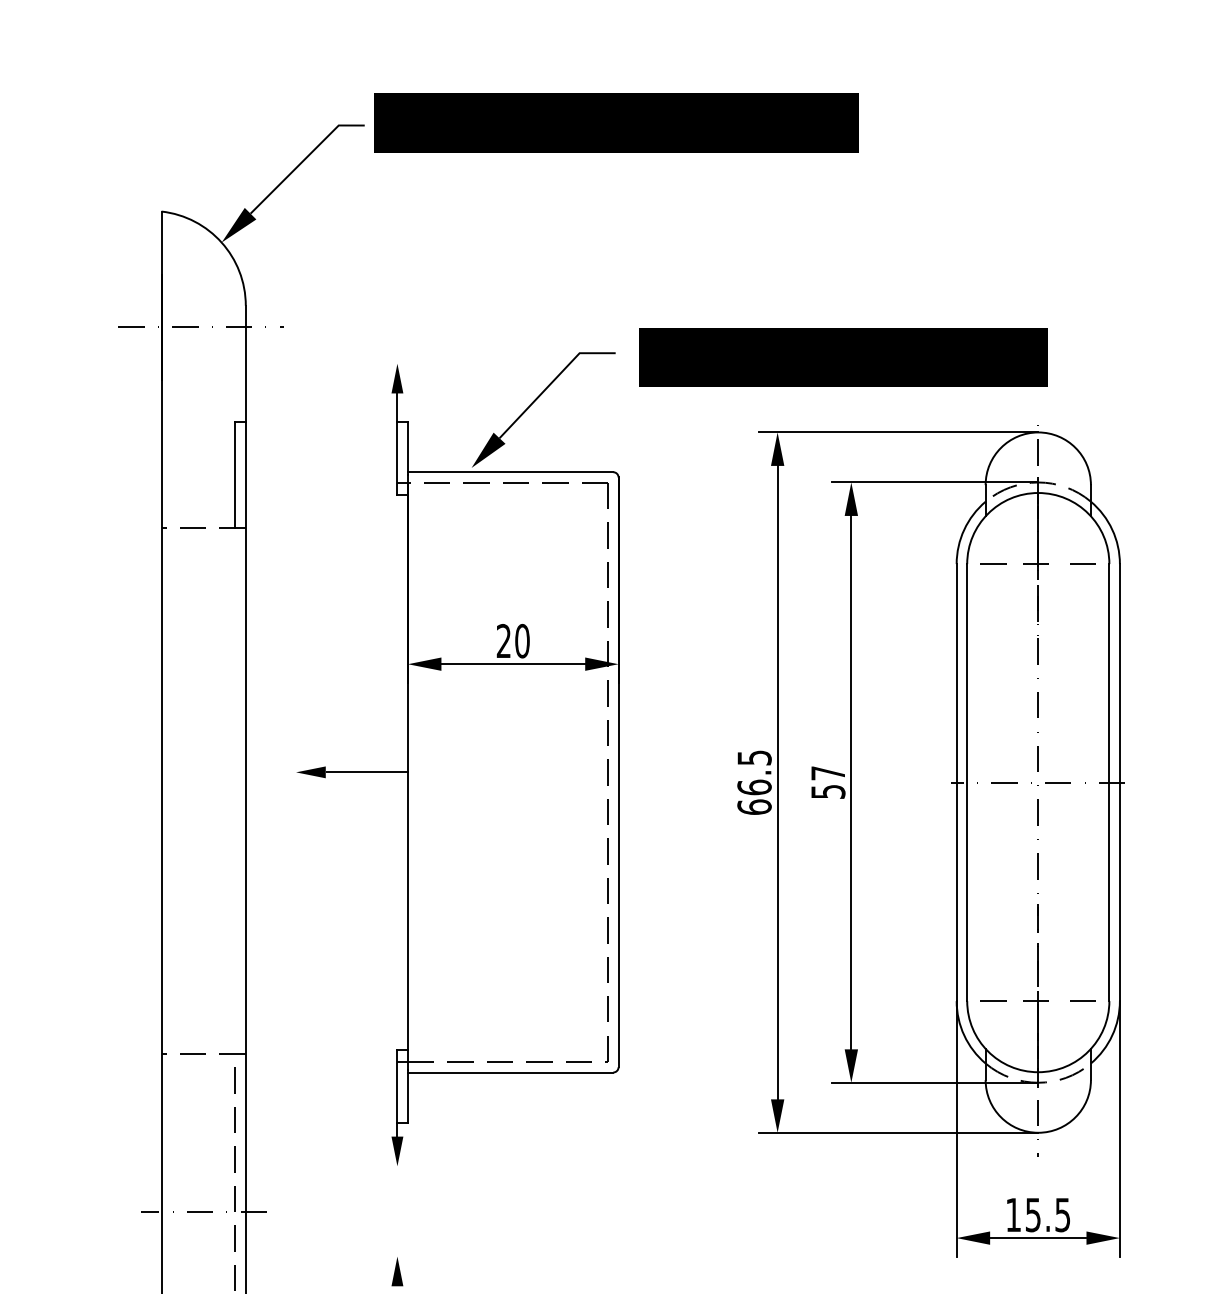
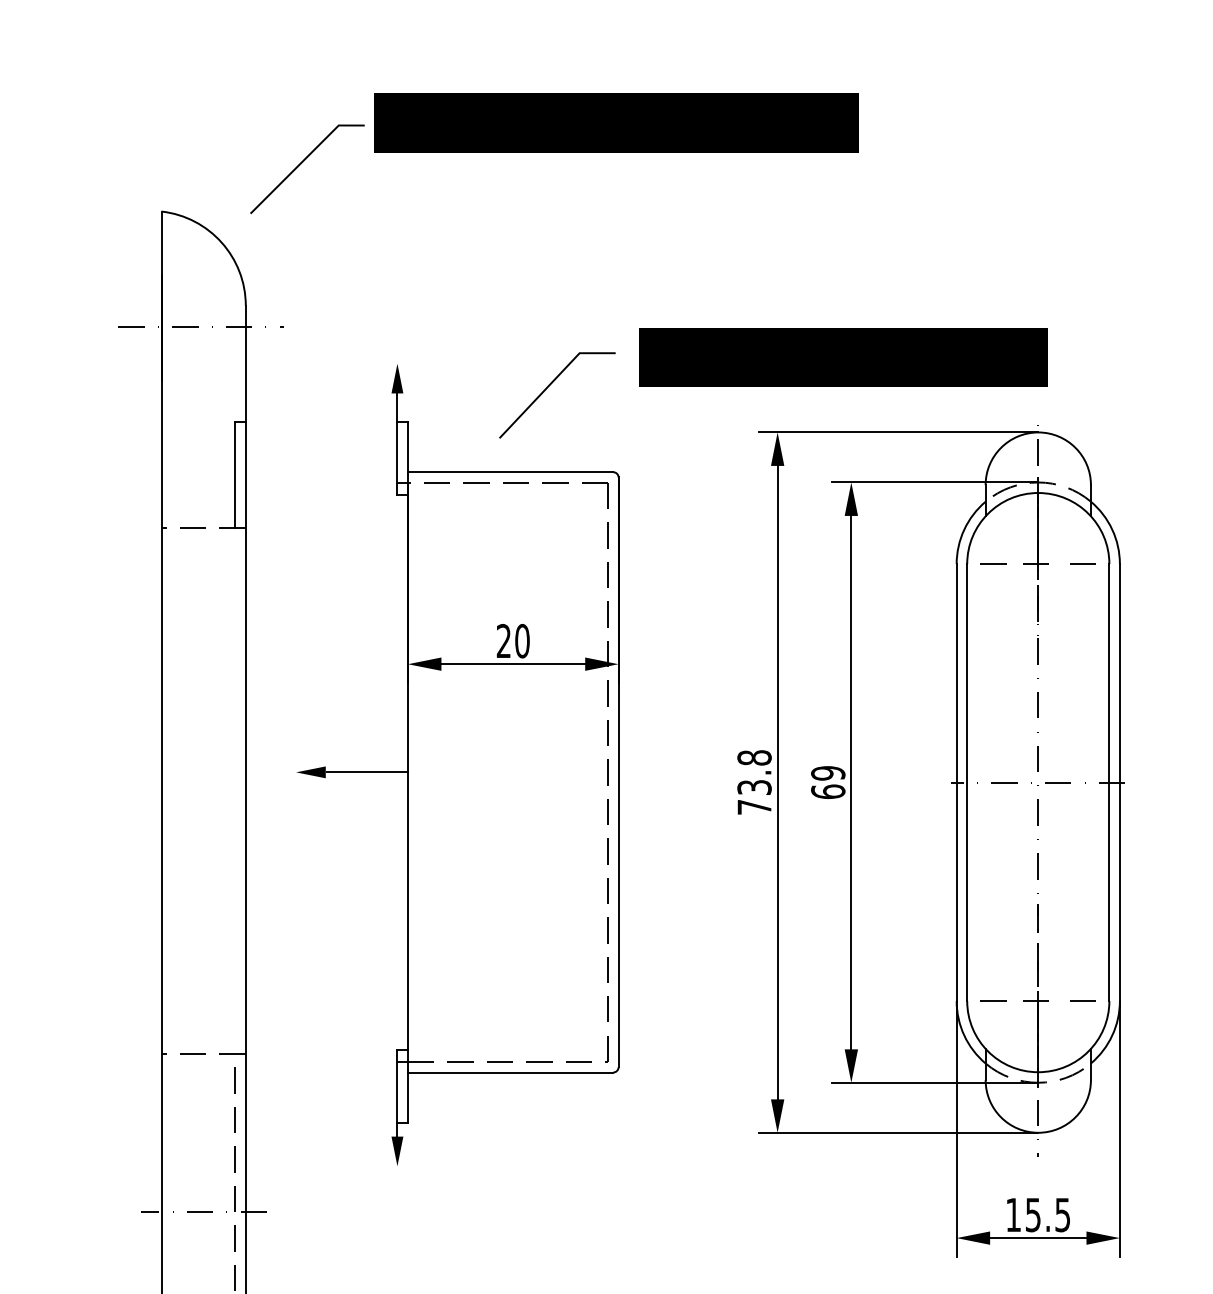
fill: present -> none (238, 224)
fill: present -> none (488, 450)
text: 66.5 -> 73.8 (754, 782)
text: 57 -> 69 (828, 782)
part: present -> none (397, 1271)
